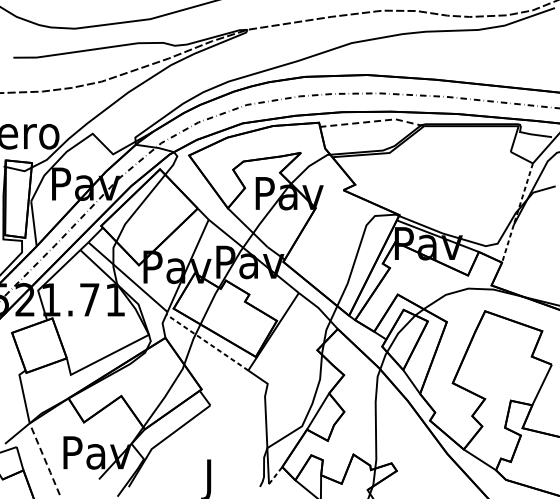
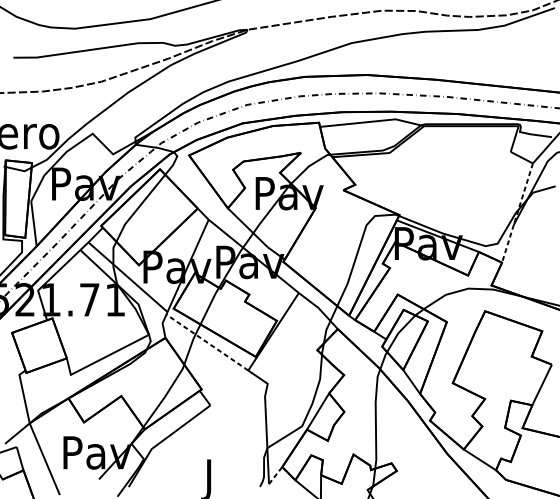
line: dashed -> solid (372, 121)
line: dashed -> solid (45, 459)
